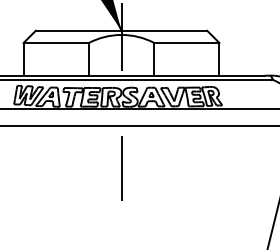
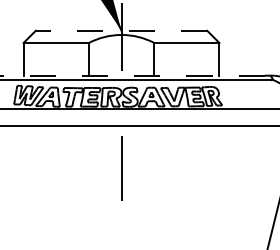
line: solid -> dashed (121, 30)
line: solid -> dashed (132, 75)
